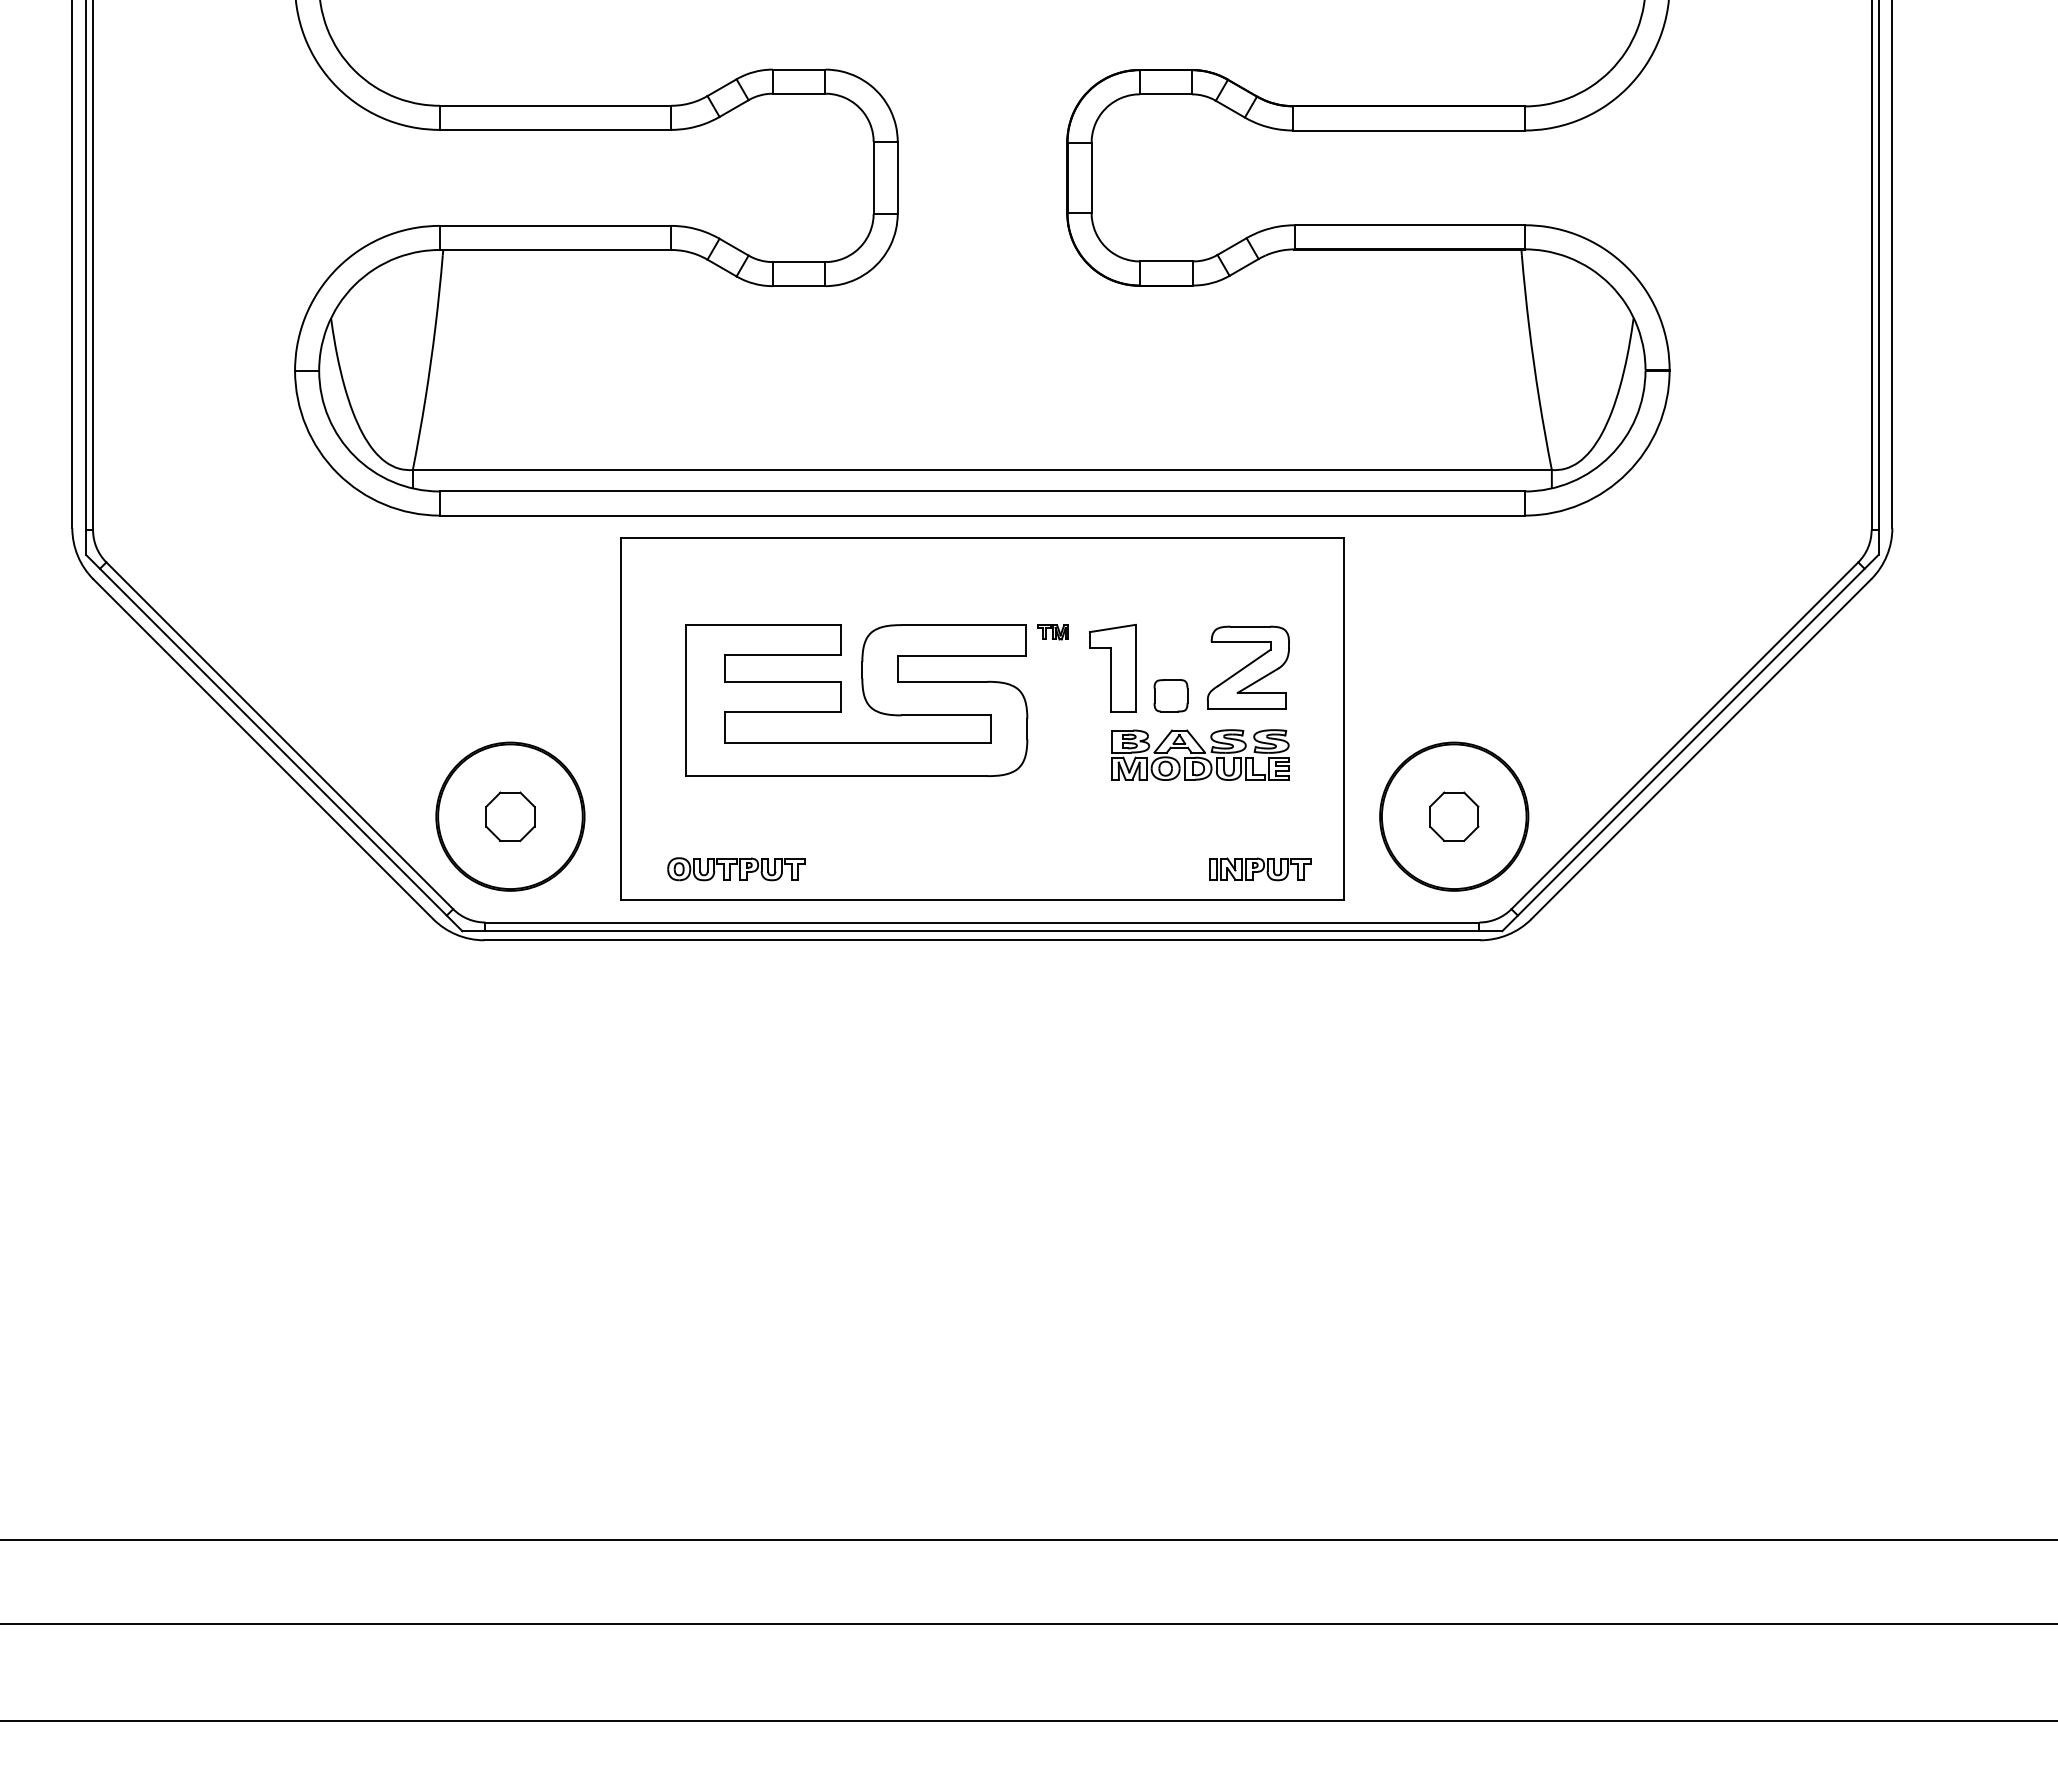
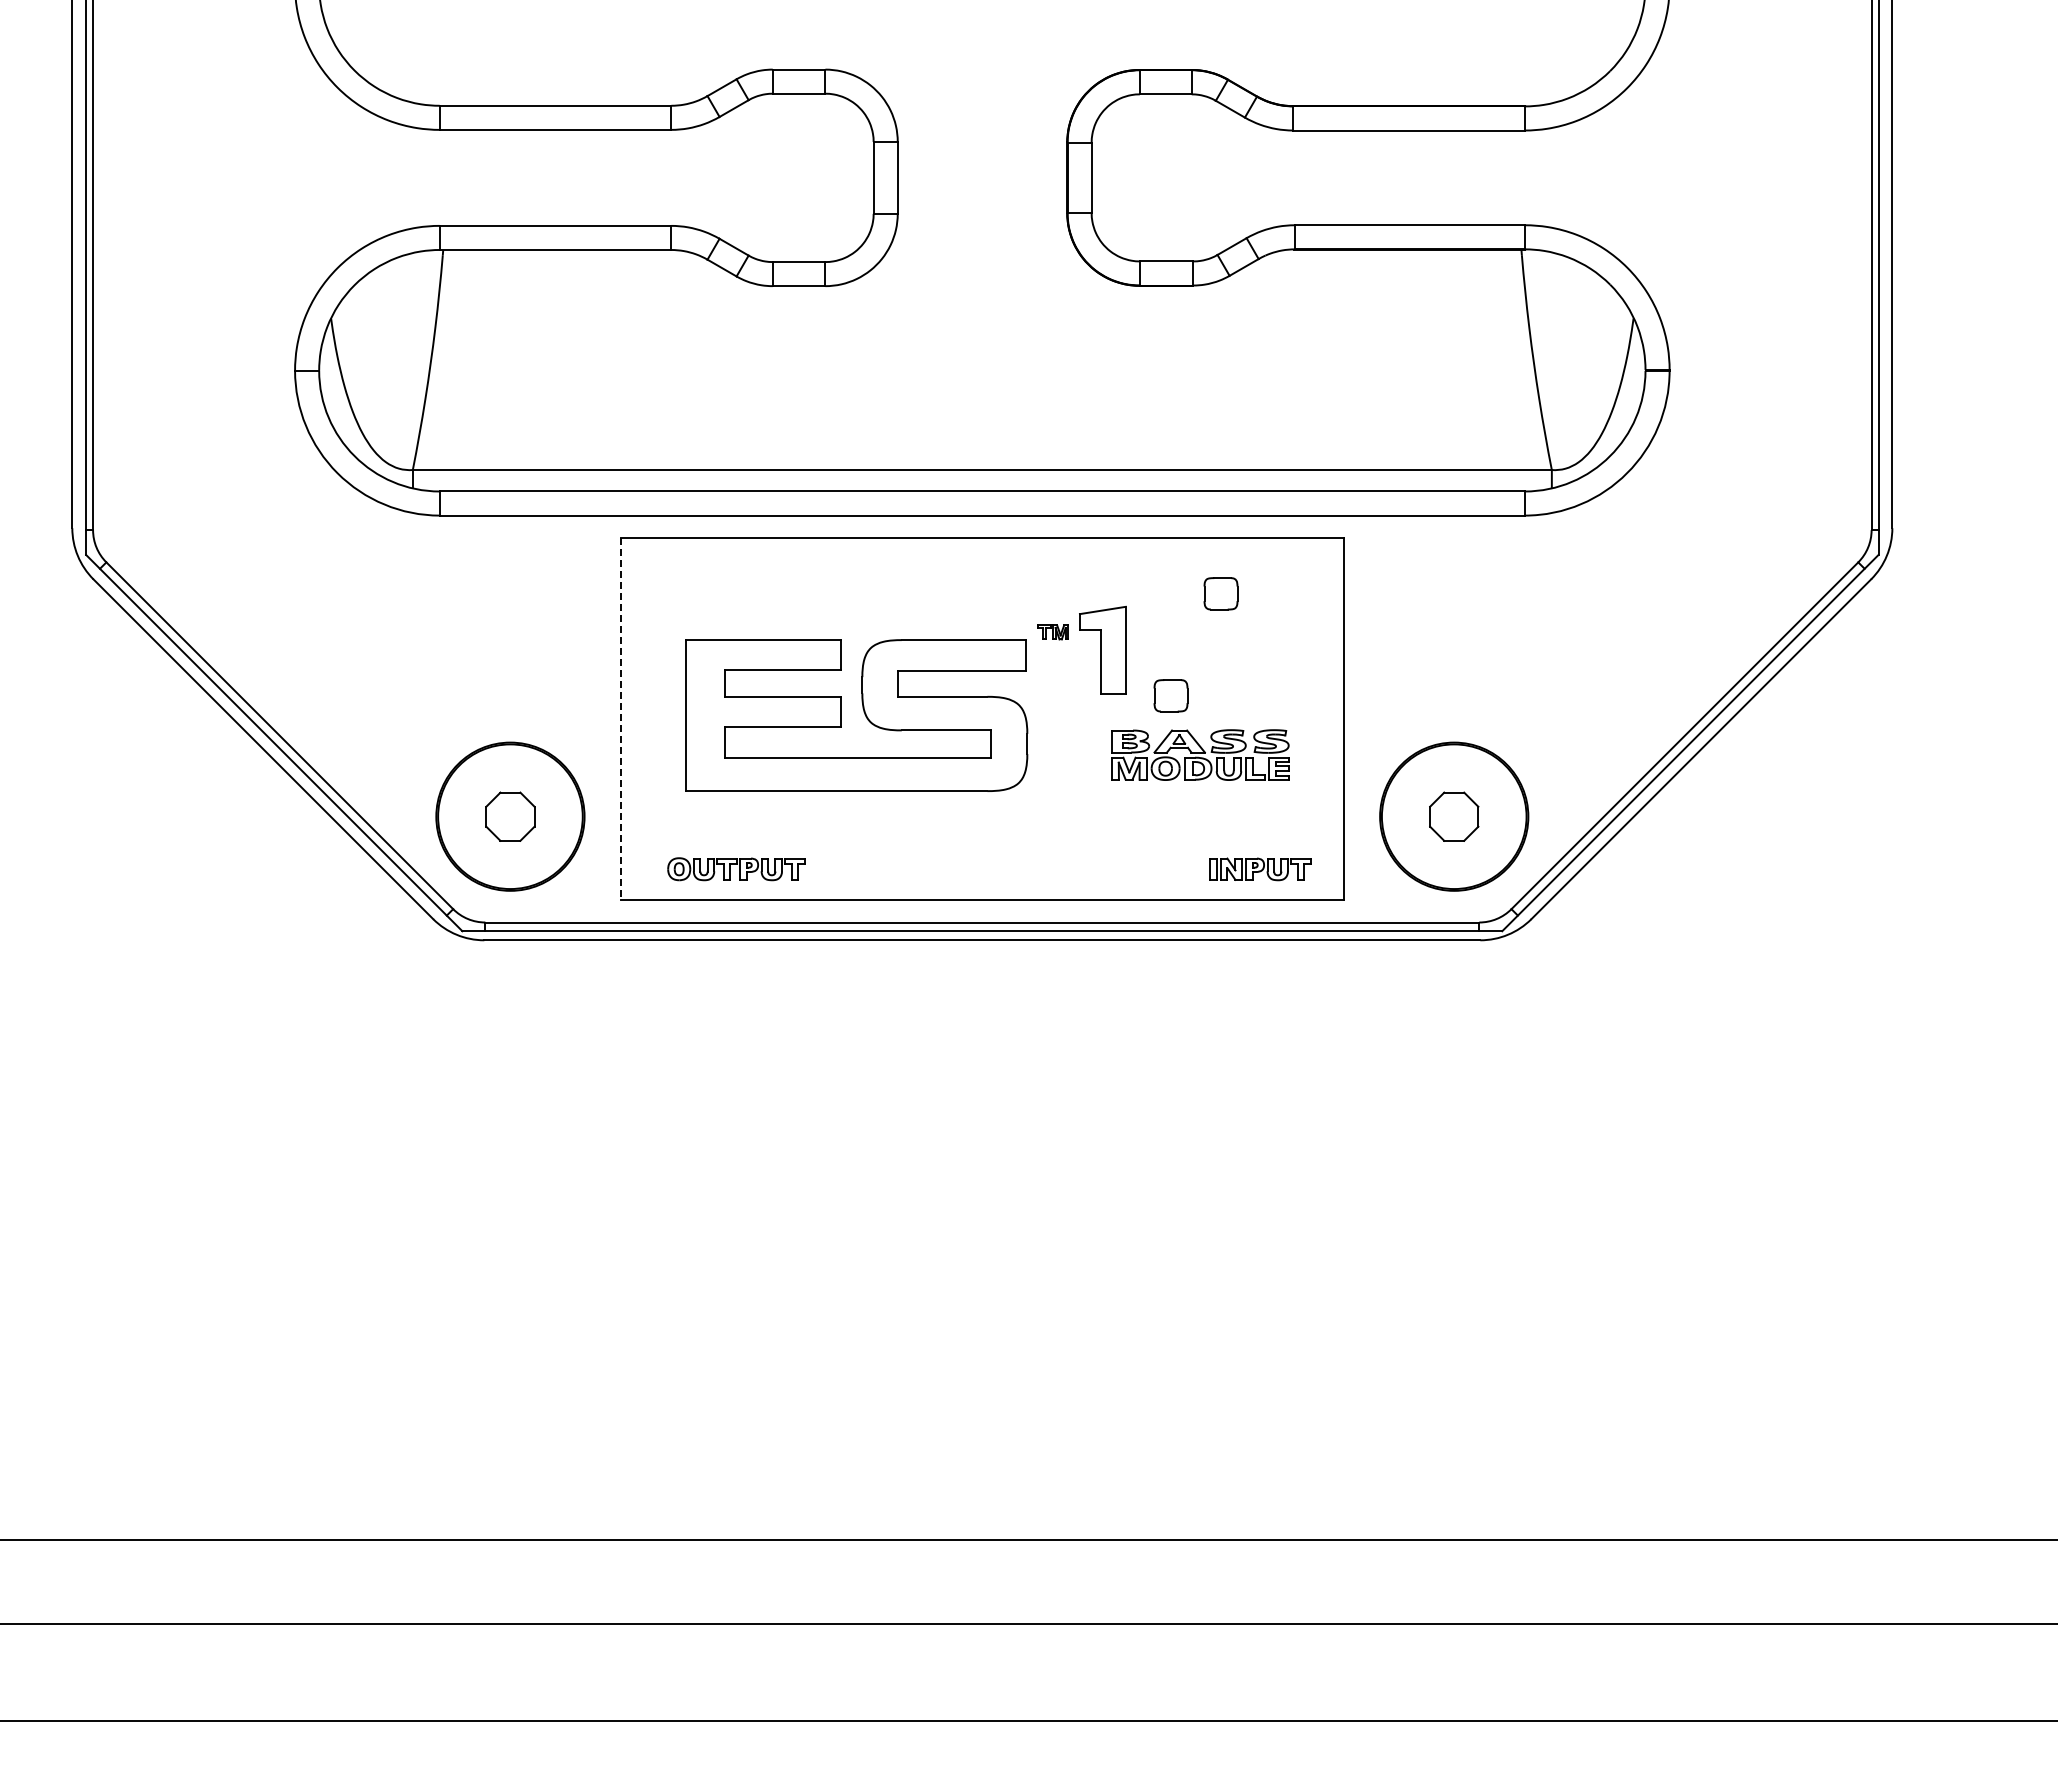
part: none -> present (1220, 593)
part position: (1112, 667) -> (1102, 649) (1102, 649)
part: present -> none (1247, 667)
part position: (863, 697) -> (863, 712) (863, 712)
line: solid -> dashed (620, 719)
